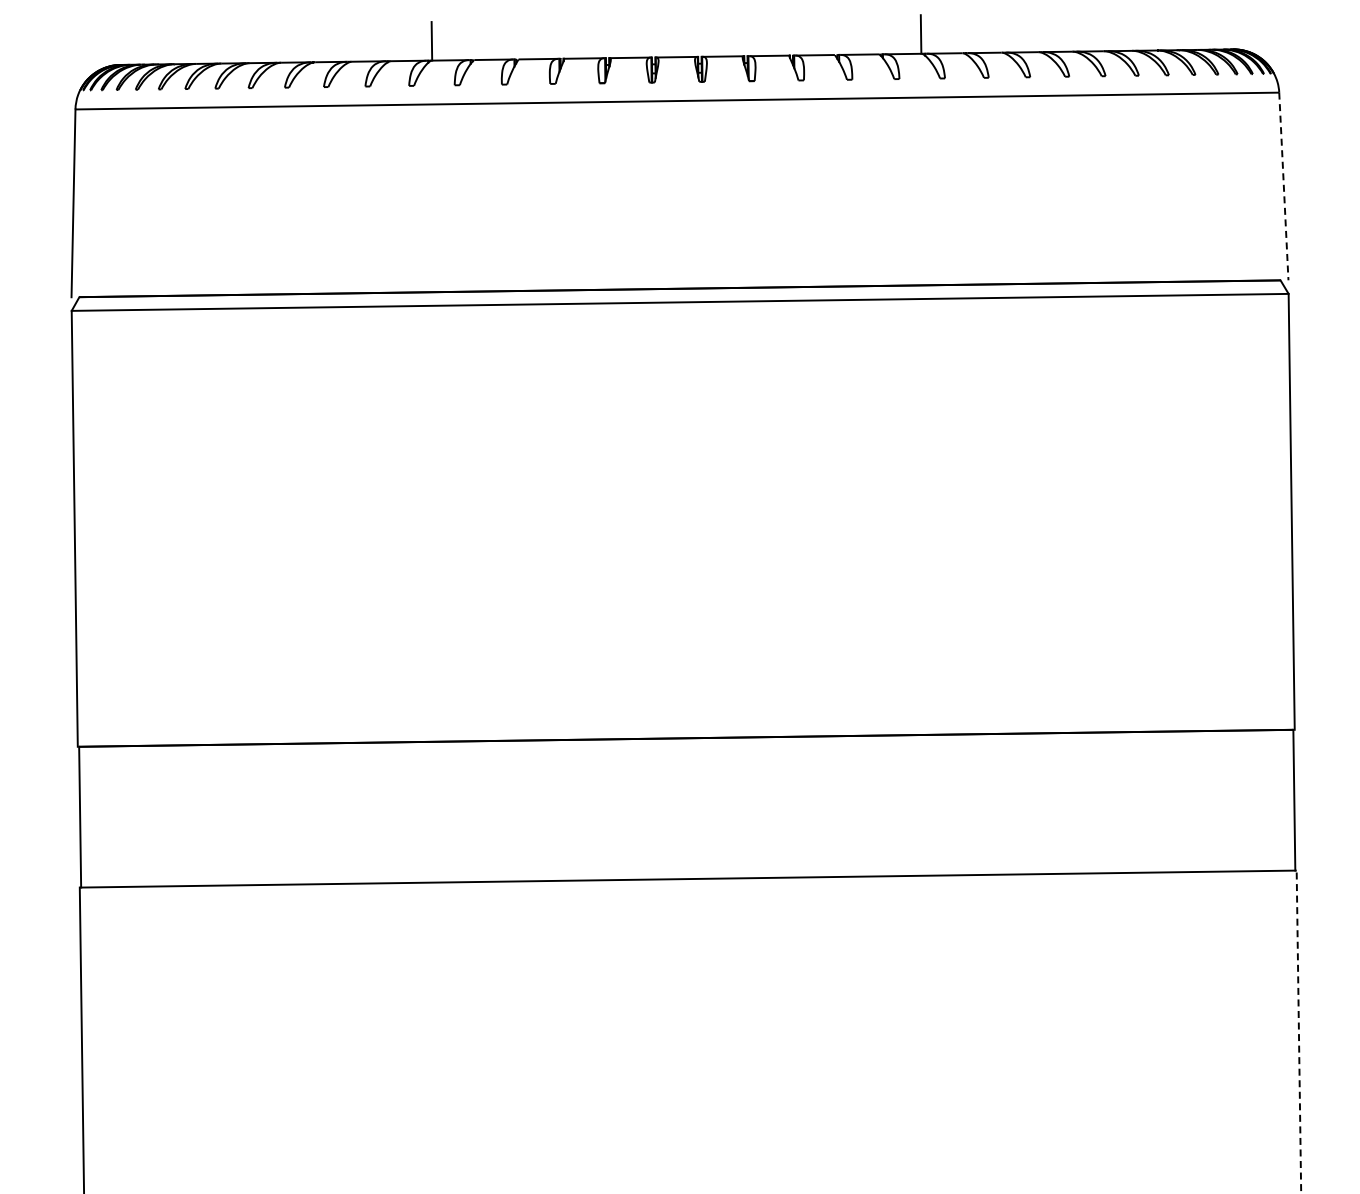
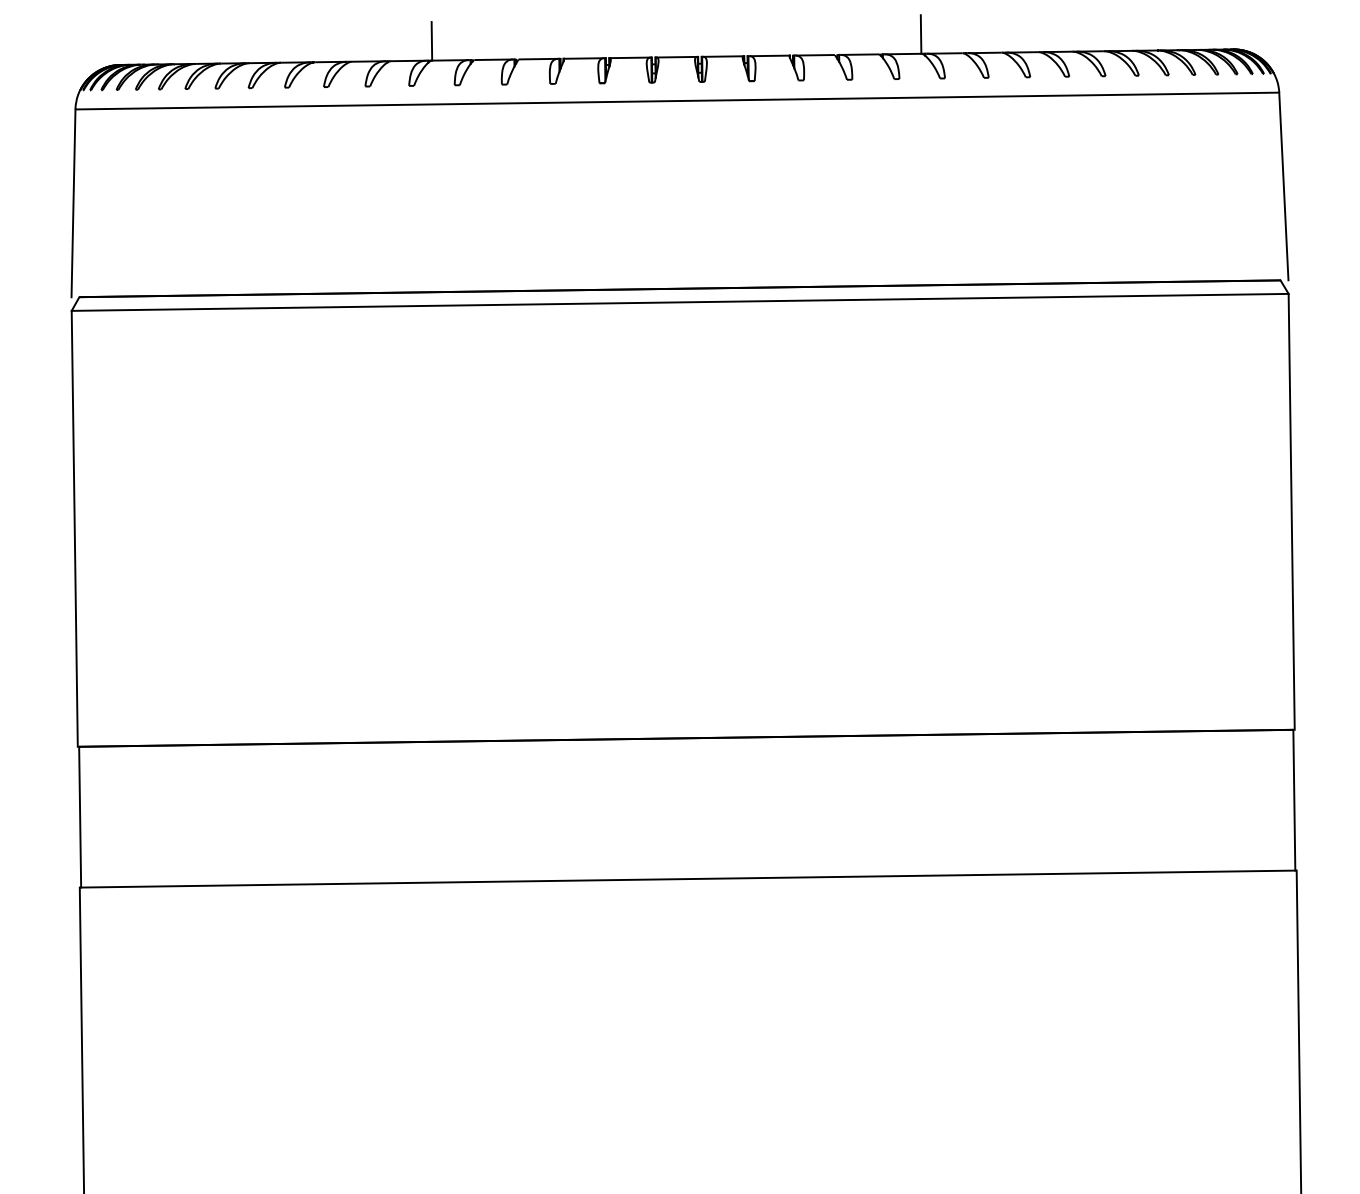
line: dashed -> solid (1283, 186)
line: dashed -> solid (1298, 1031)
